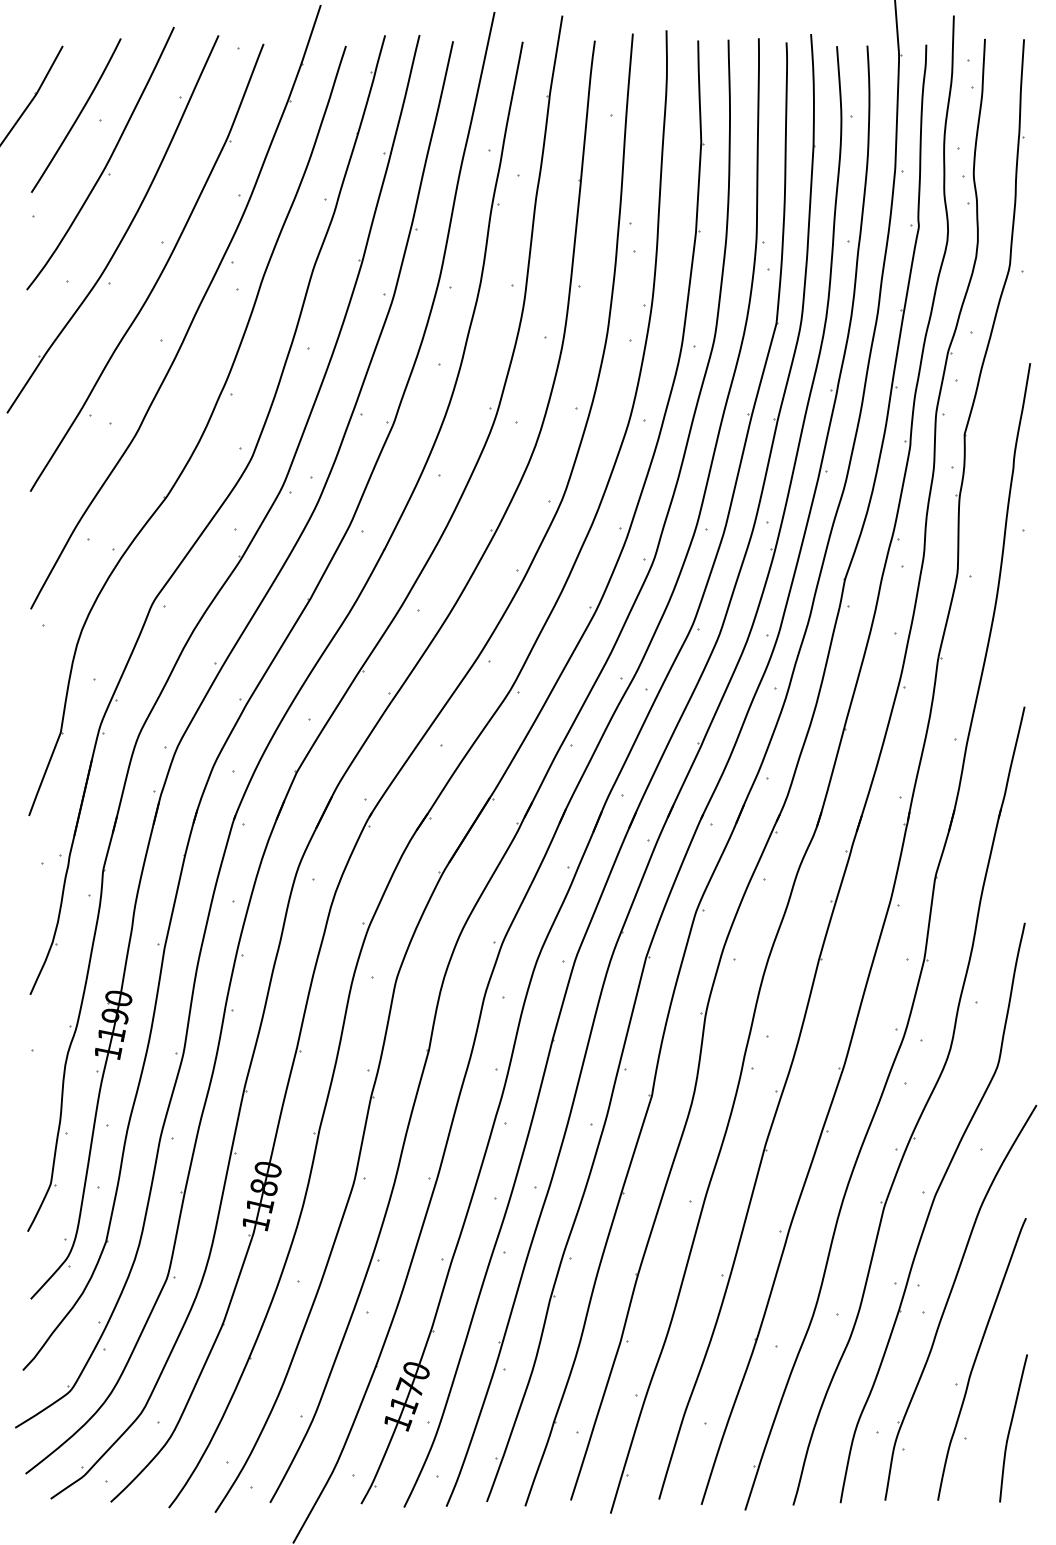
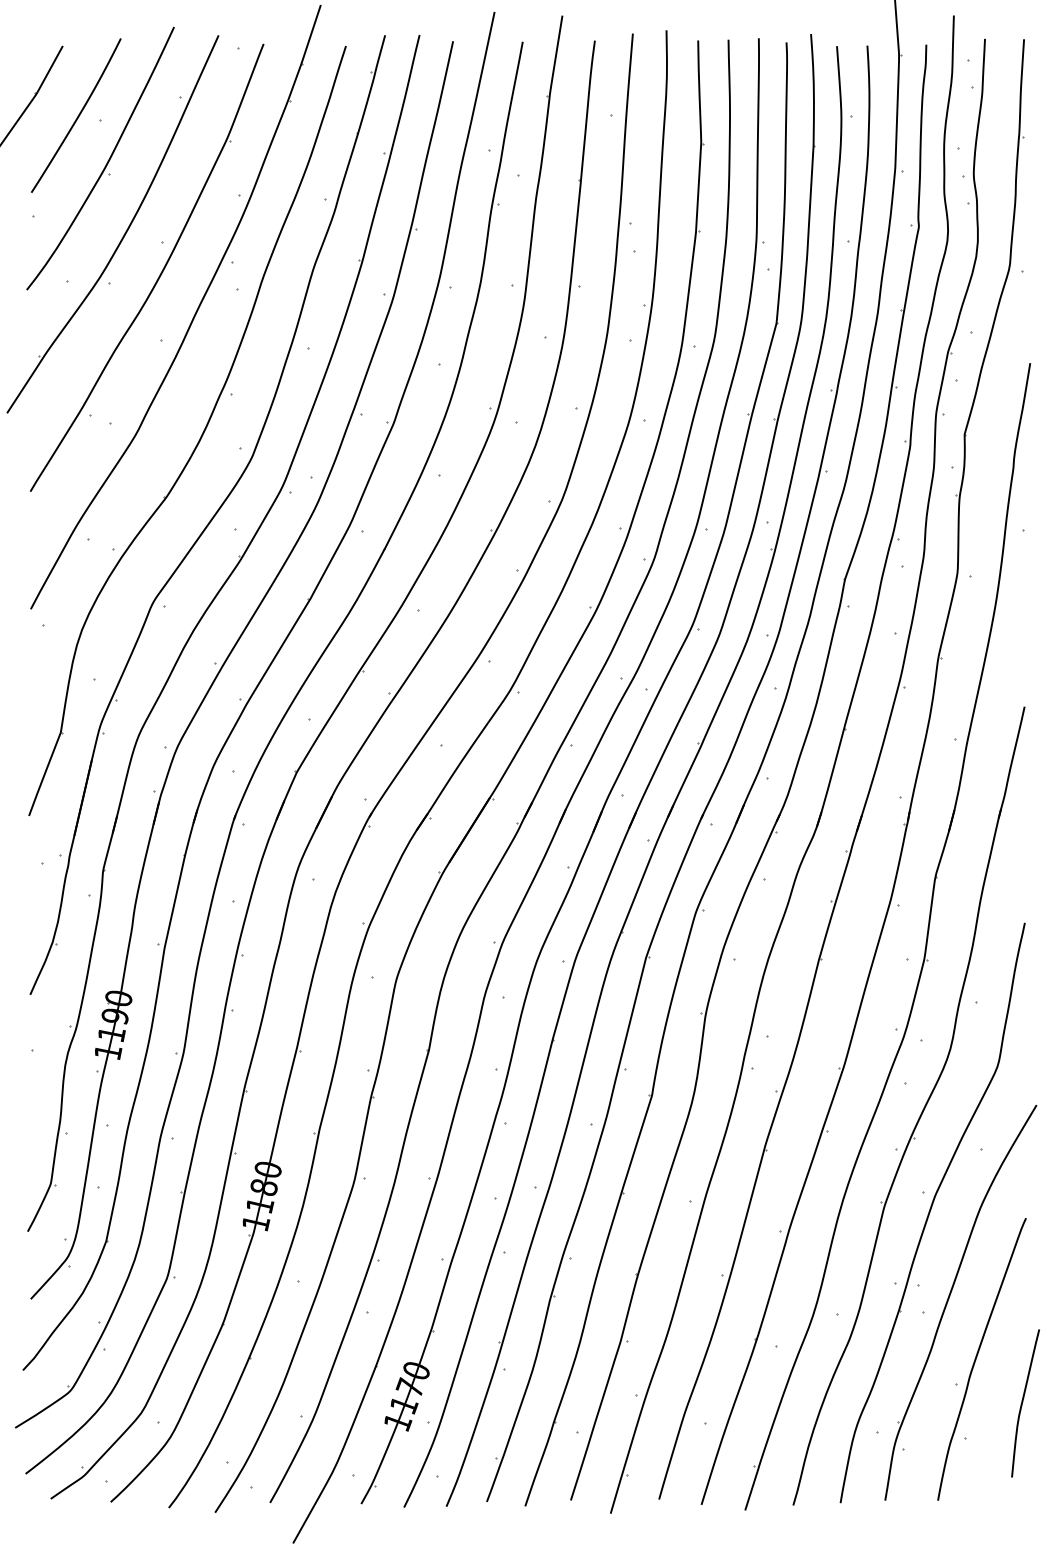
curve position: (1011, 1427) -> (1023, 1402) (1023, 1402)
